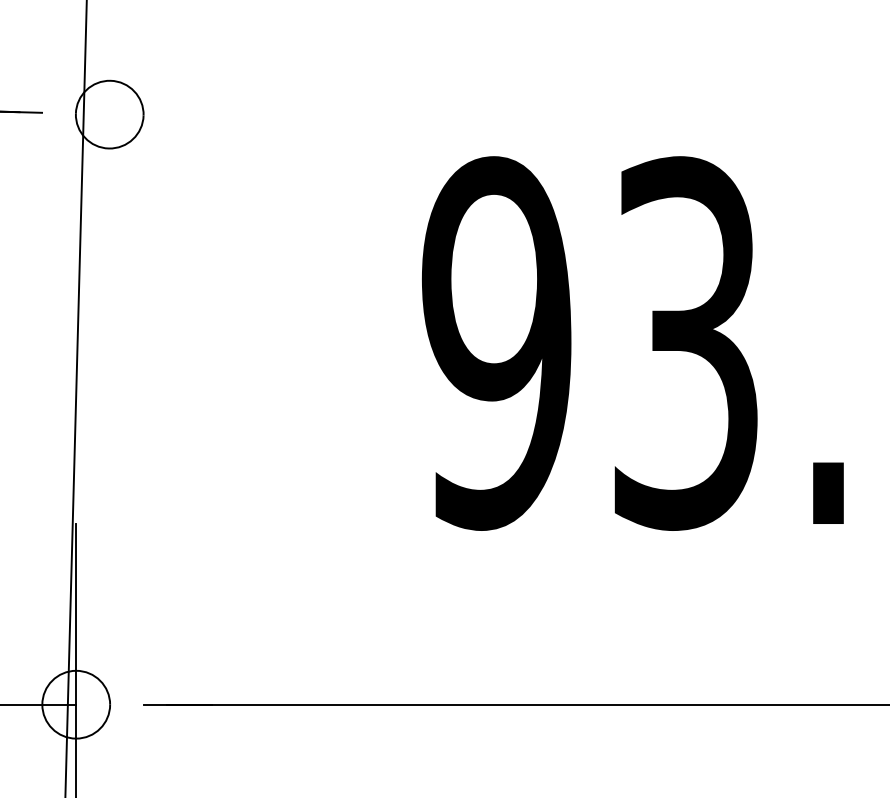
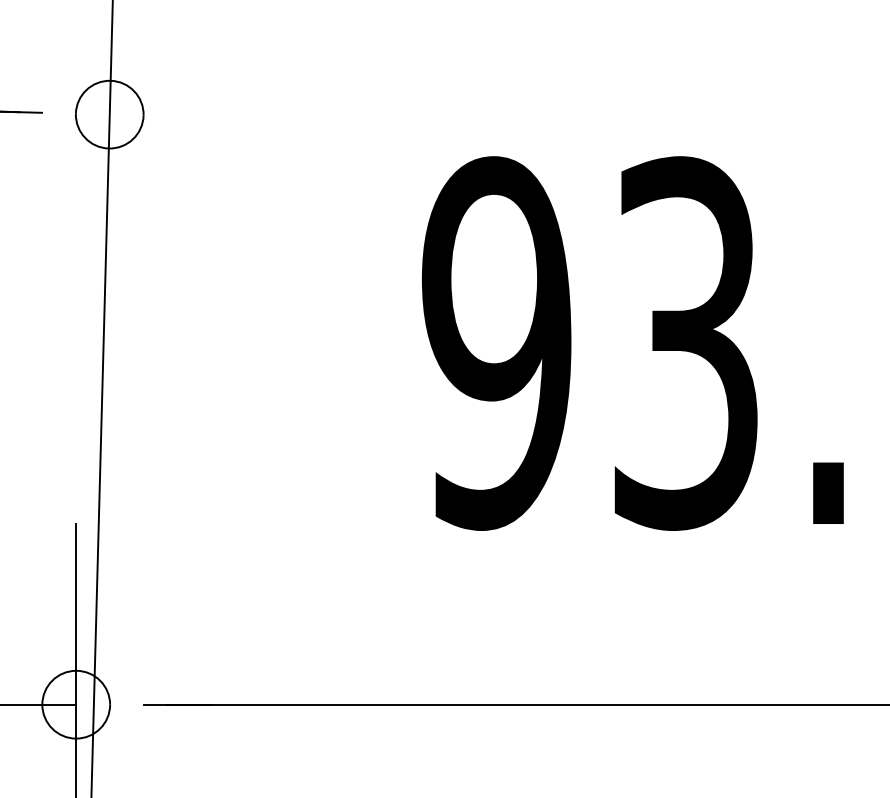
line position: (75, 398) -> (101, 398) (101, 398)
